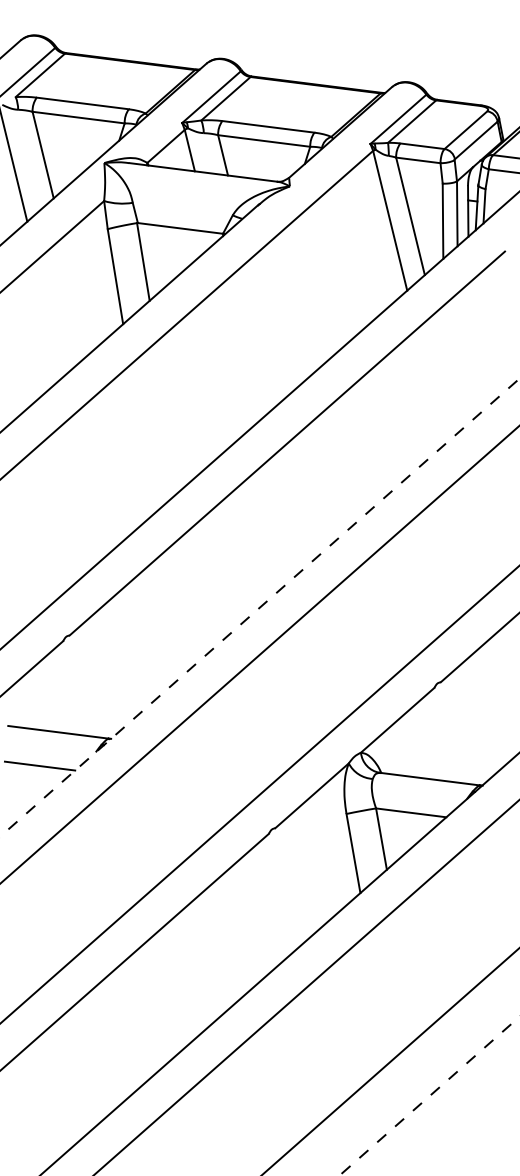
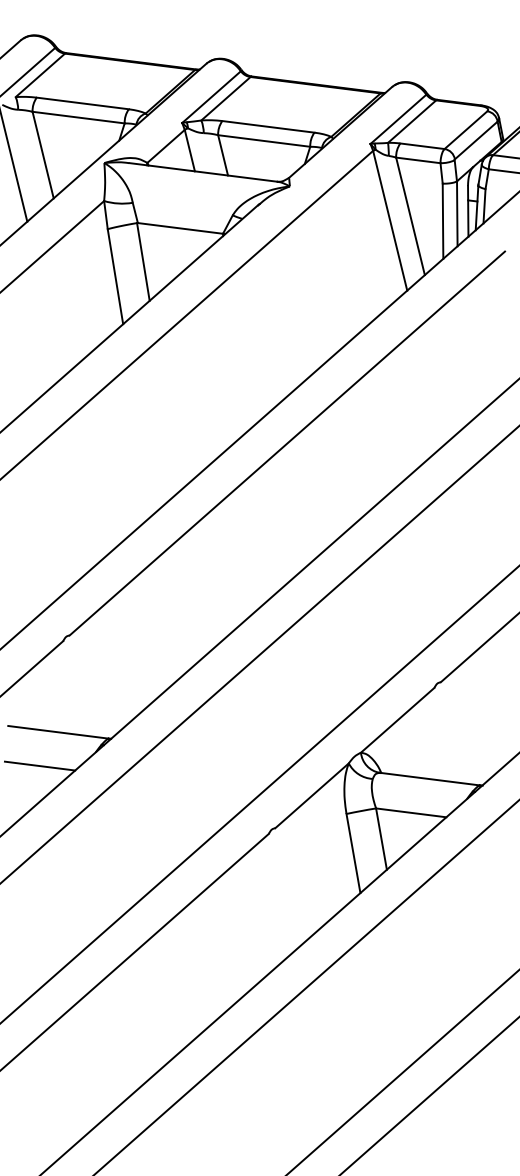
line: dashed -> solid (259, 607)
line position: (390, 1061) -> (402, 1072) (402, 1072)
line: dashed -> solid (429, 1095)
